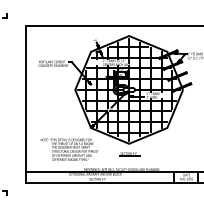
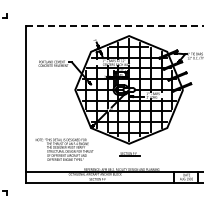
line: solid -> dashed (115, 26)
text position: (69, 149) -> (64, 149) (64, 149)
